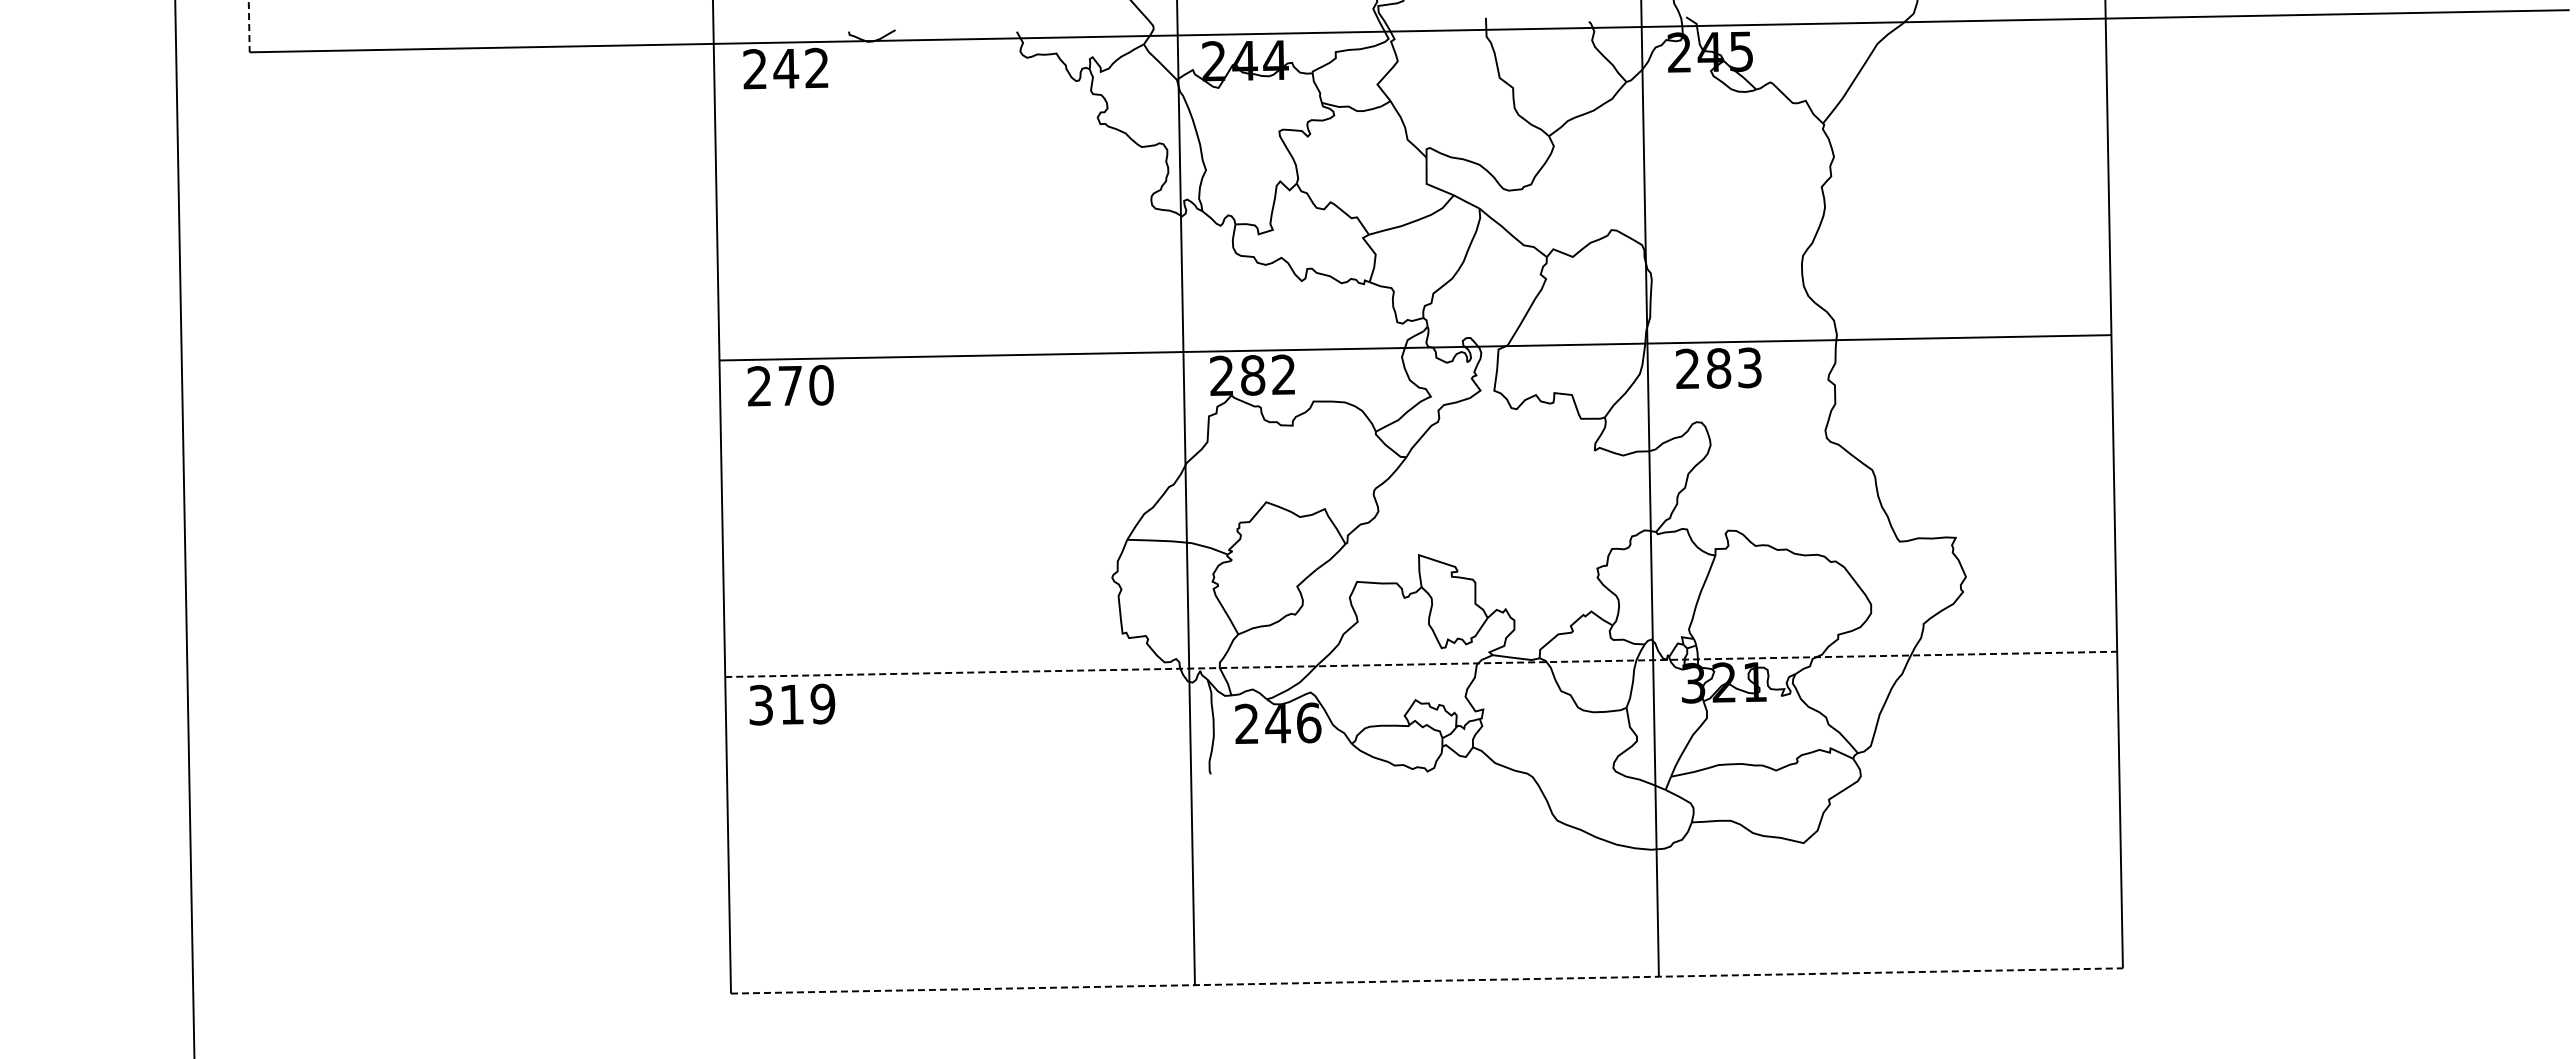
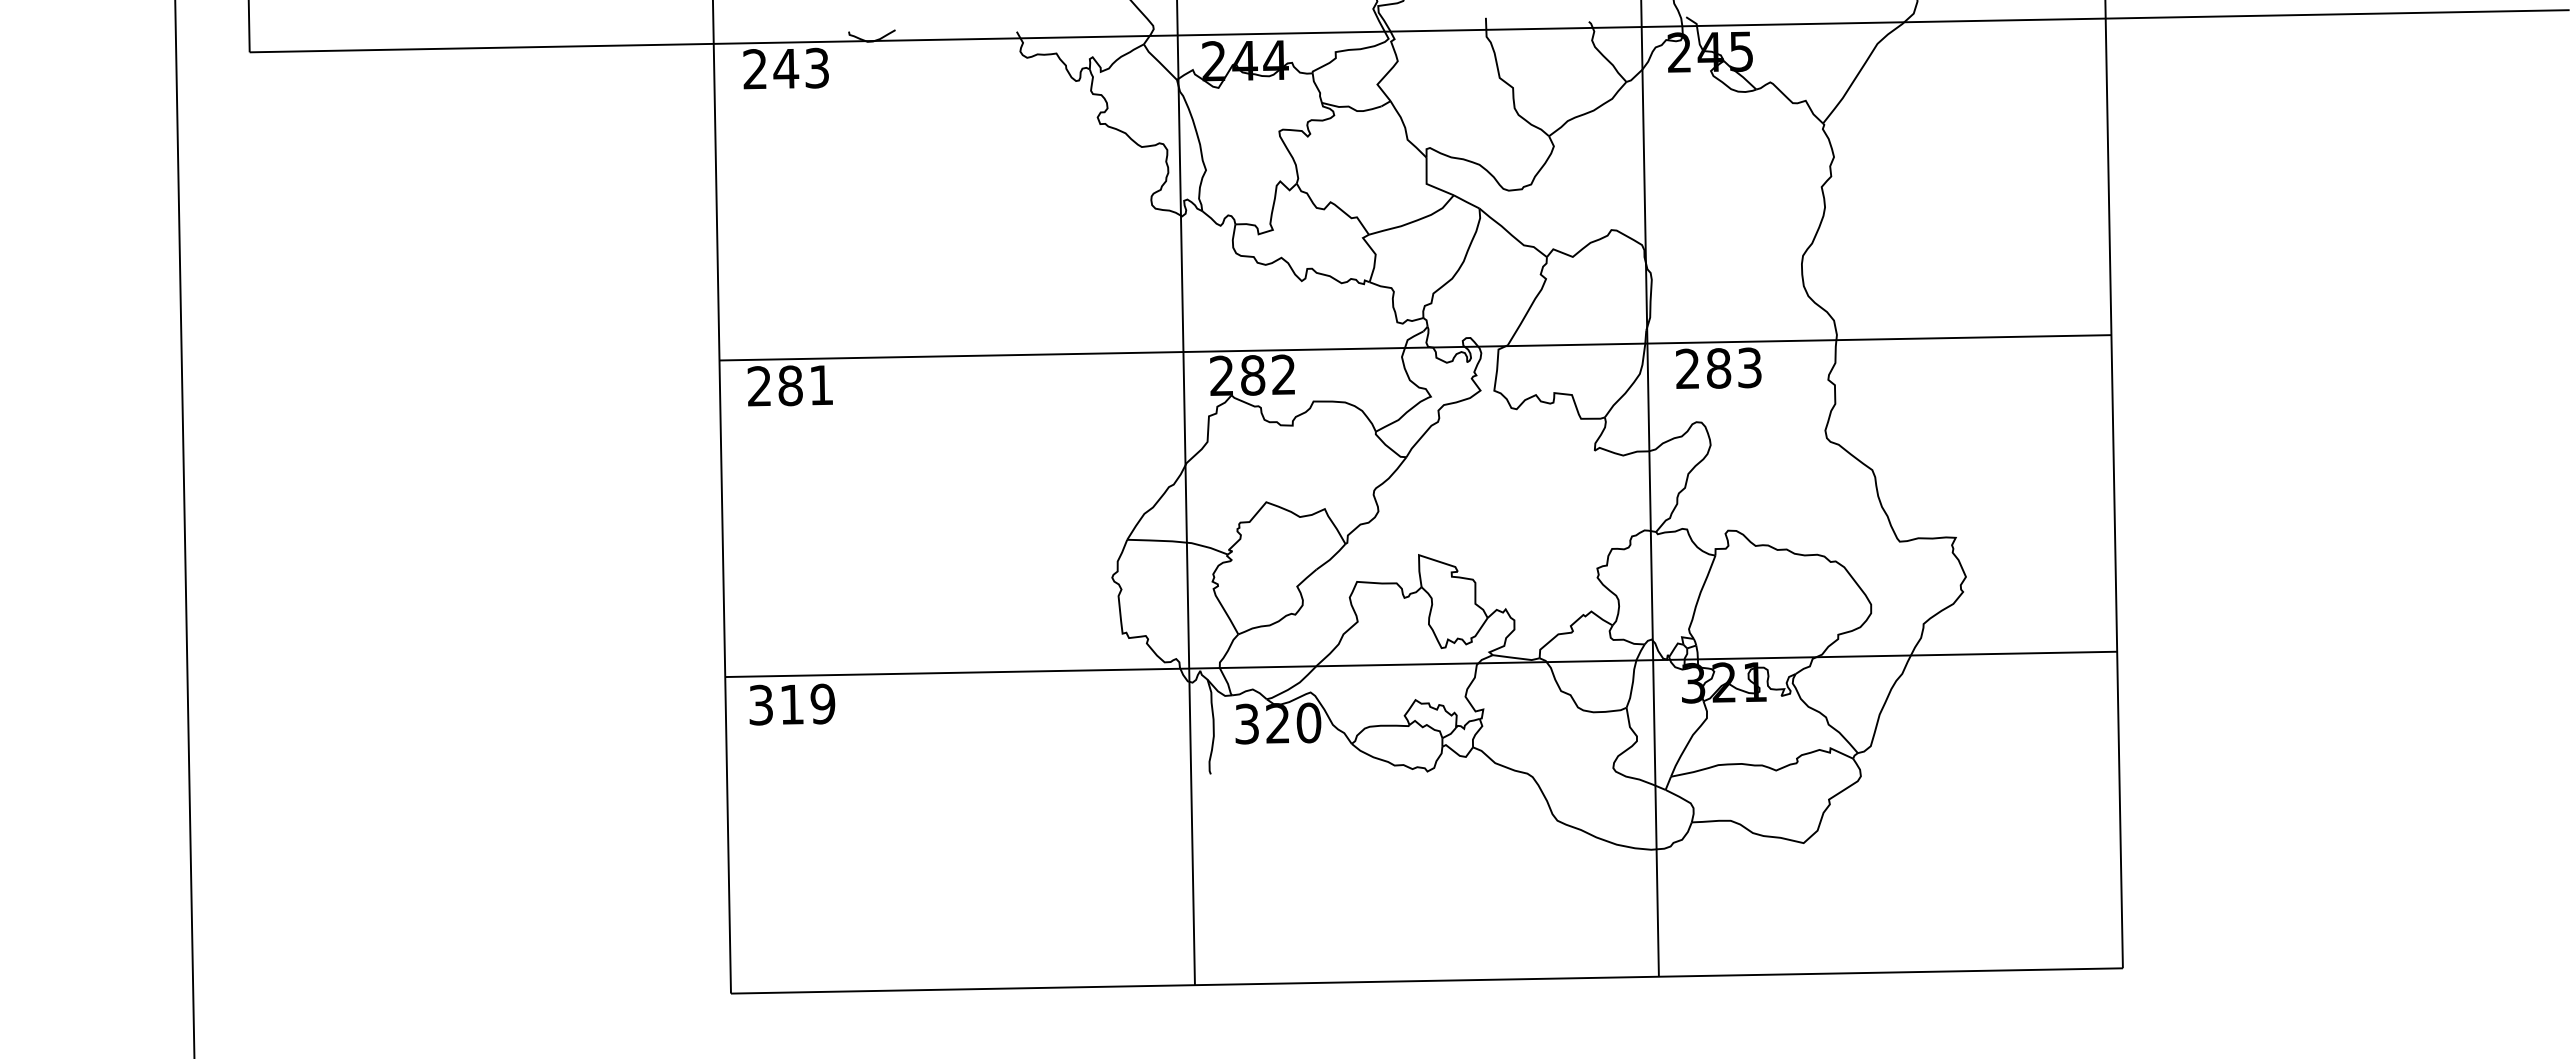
line: dashed -> solid (249, 26)
text: 242 -> 243 (816, 68)
text: 270 -> 281 (805, 385)
line: dashed -> solid (1421, 664)
text: 246 -> 320 (1278, 723)
line: dashed -> solid (1427, 980)
